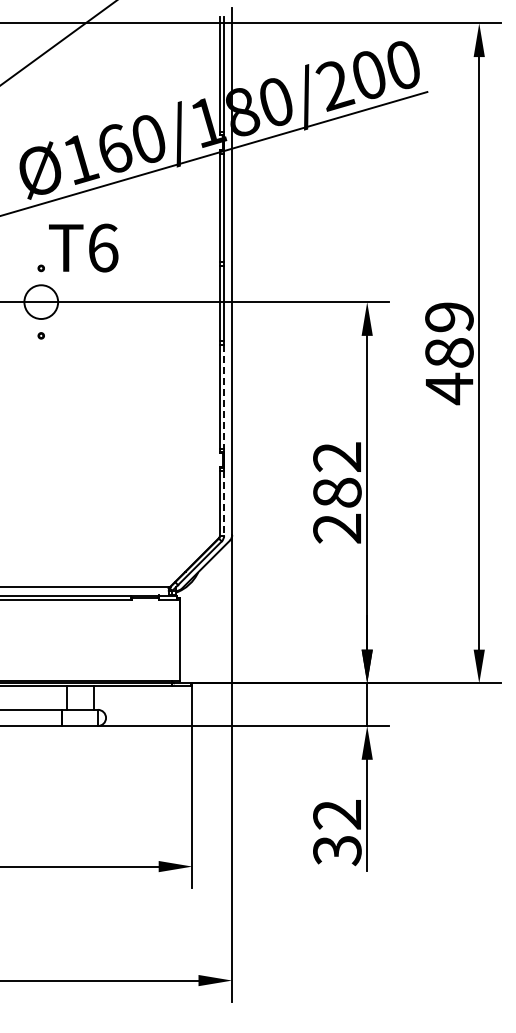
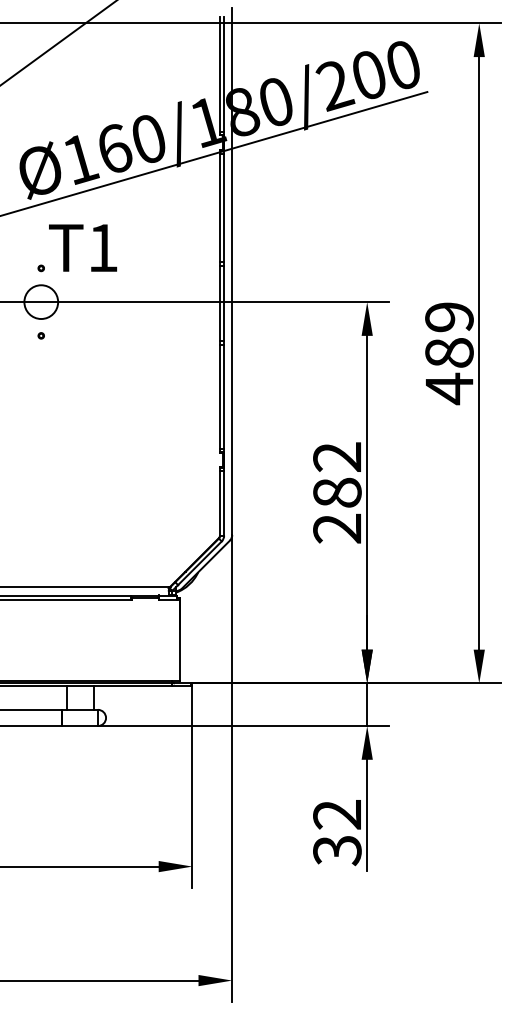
text: T6 -> T1 (103, 247)
line: dashed -> solid (224, 397)
line: dashed -> solid (224, 503)
